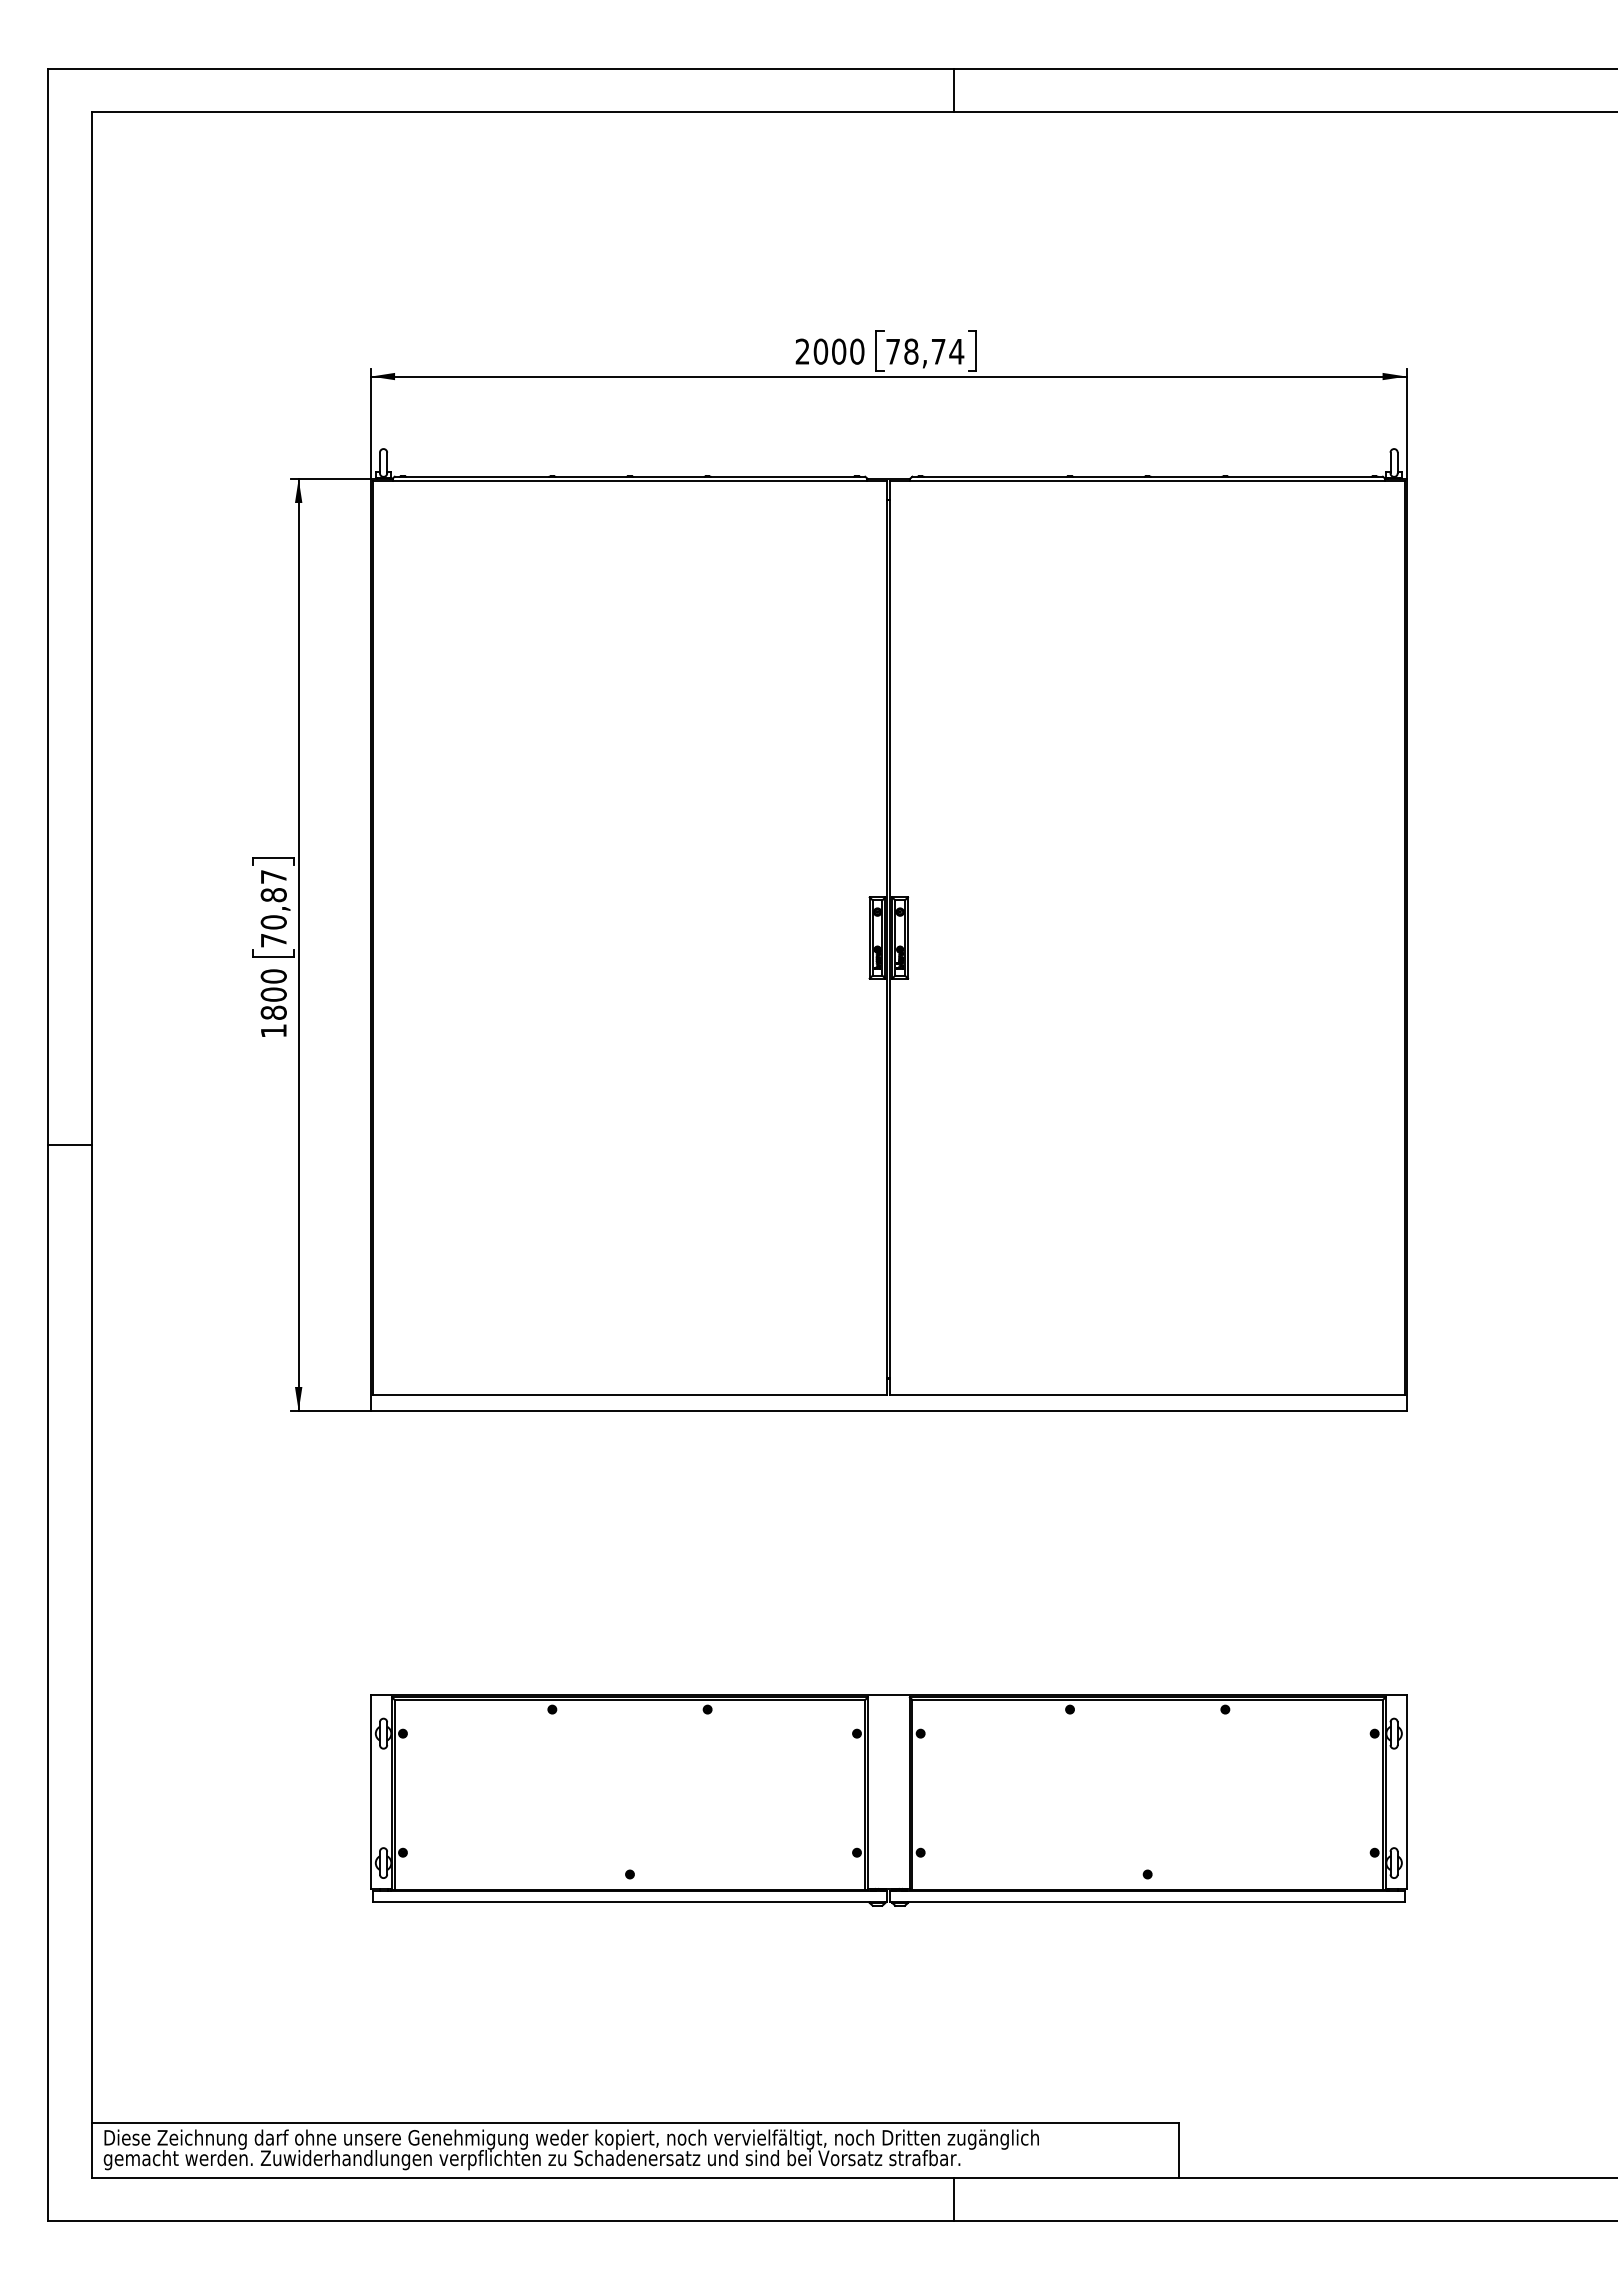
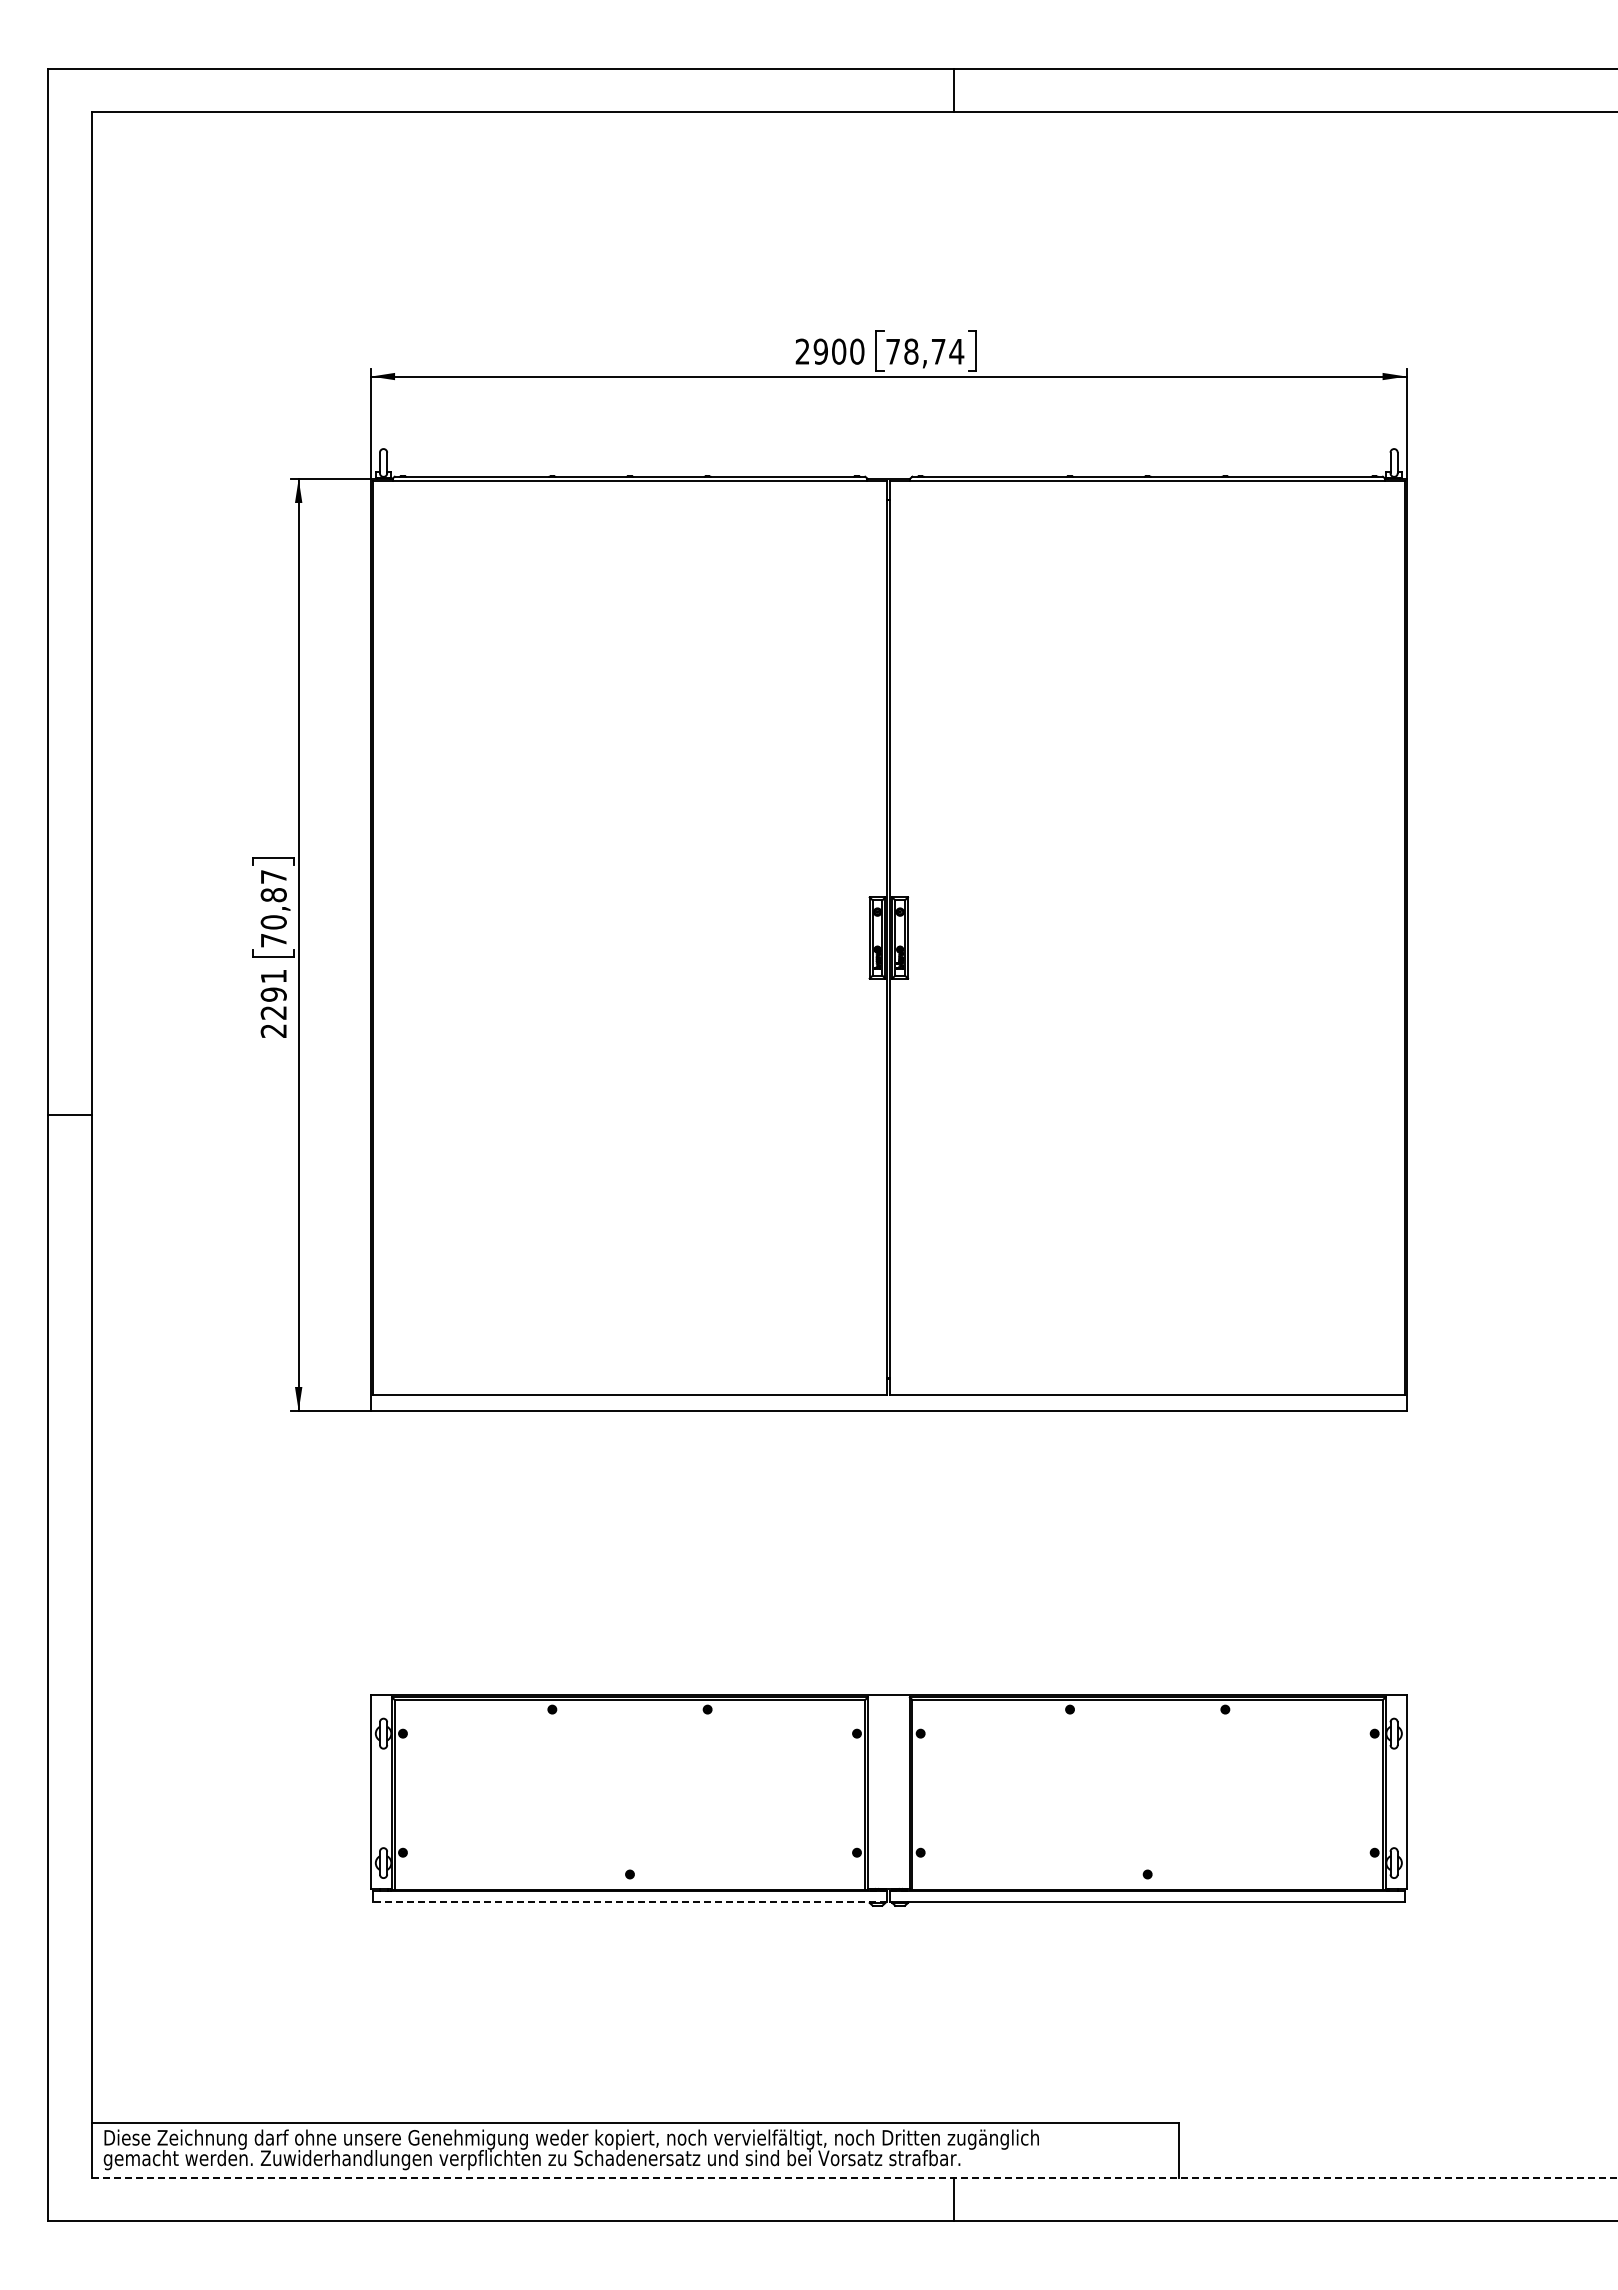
text: 2000 -> 2900 (820, 351)
text: 1800 -> 2291 (273, 1003)
line position: (69, 1145) -> (69, 1115) (69, 1115)
line: solid -> dashed (629, 1901)
line: solid -> dashed (854, 2177)
